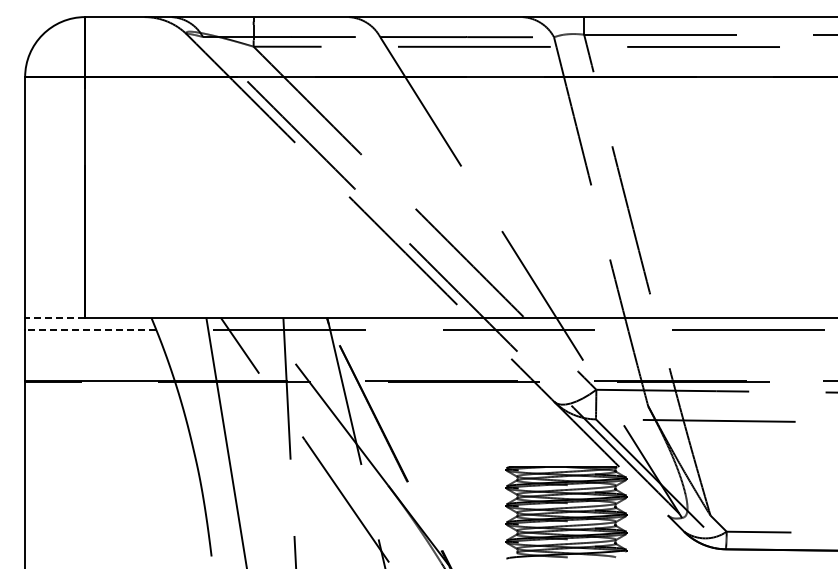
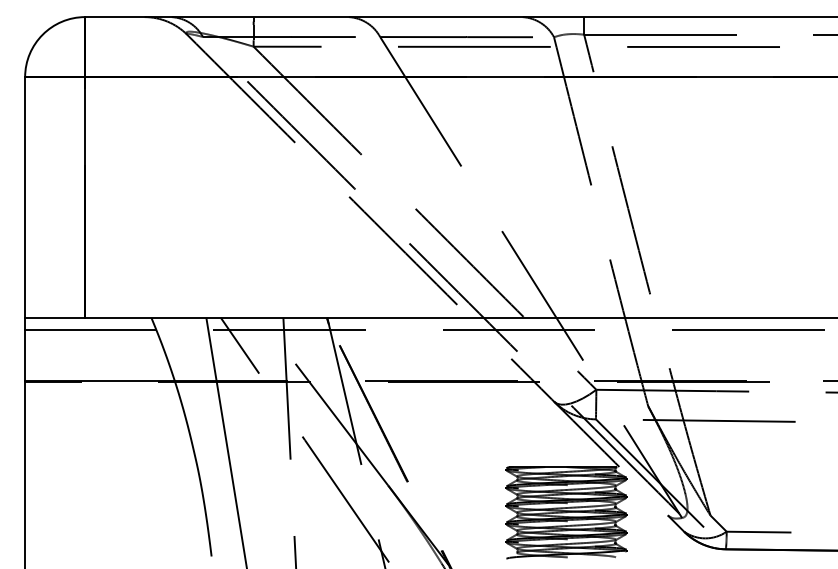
line: dashed -> solid (54, 317)
line: dashed -> solid (90, 329)
